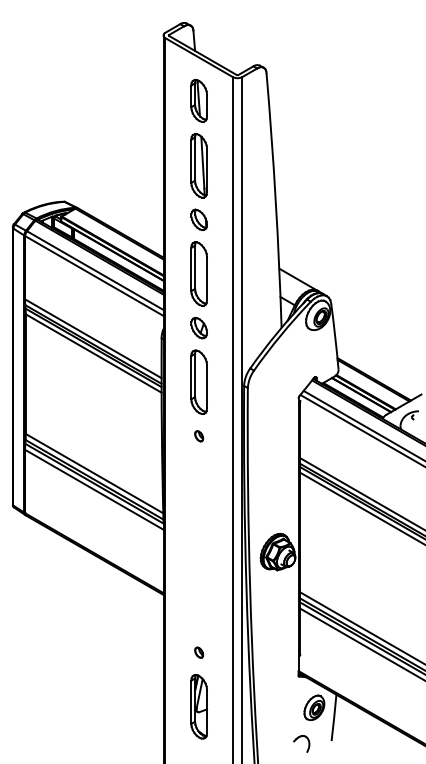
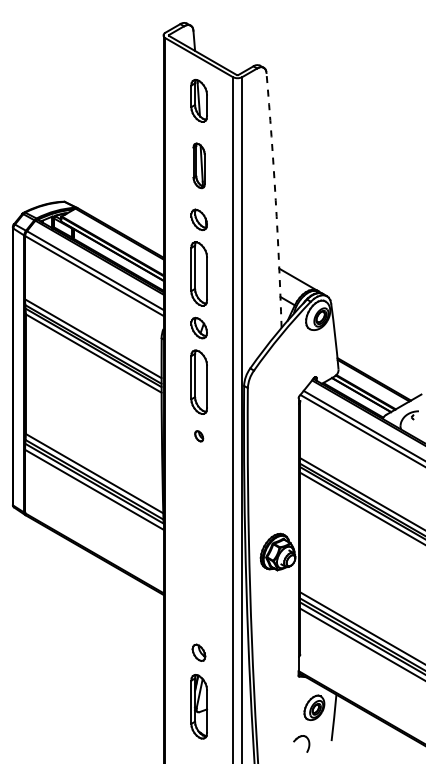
part size: 18x66 px -> 14x48 px (198, 165)
arc: solid -> dashed (275, 200)
part size: 11x13 px -> 16x19 px (198, 652)
